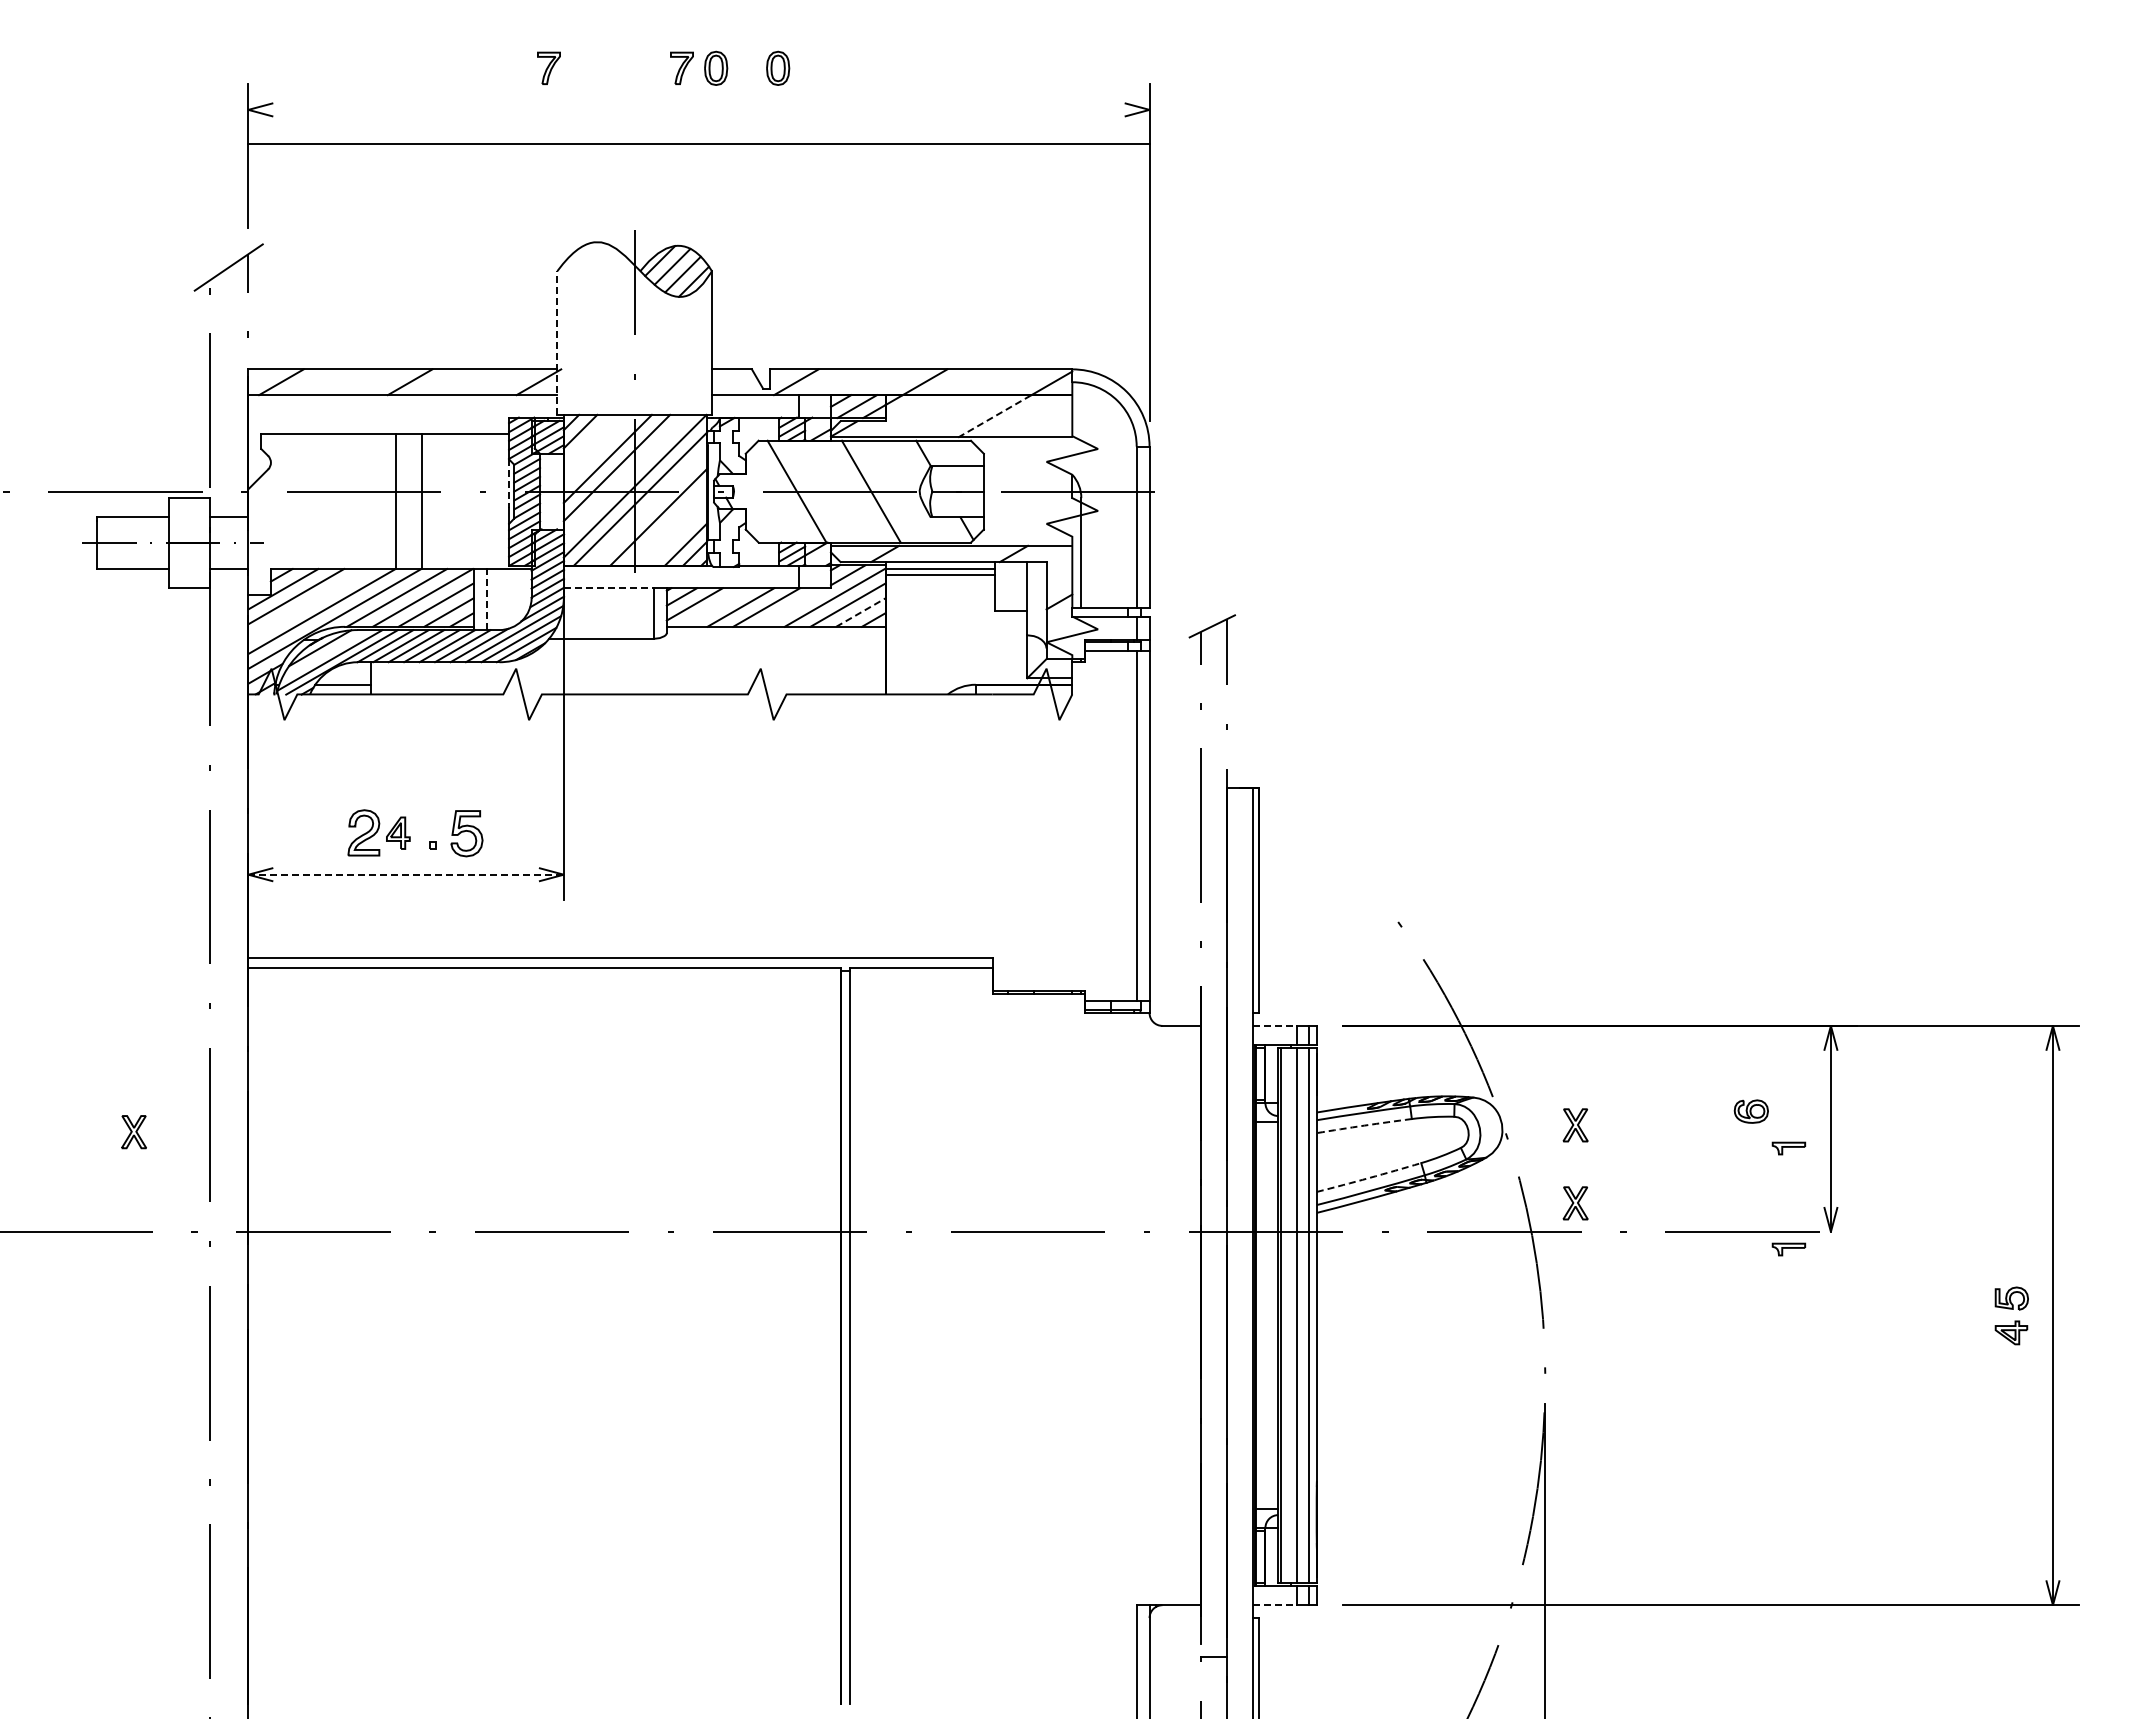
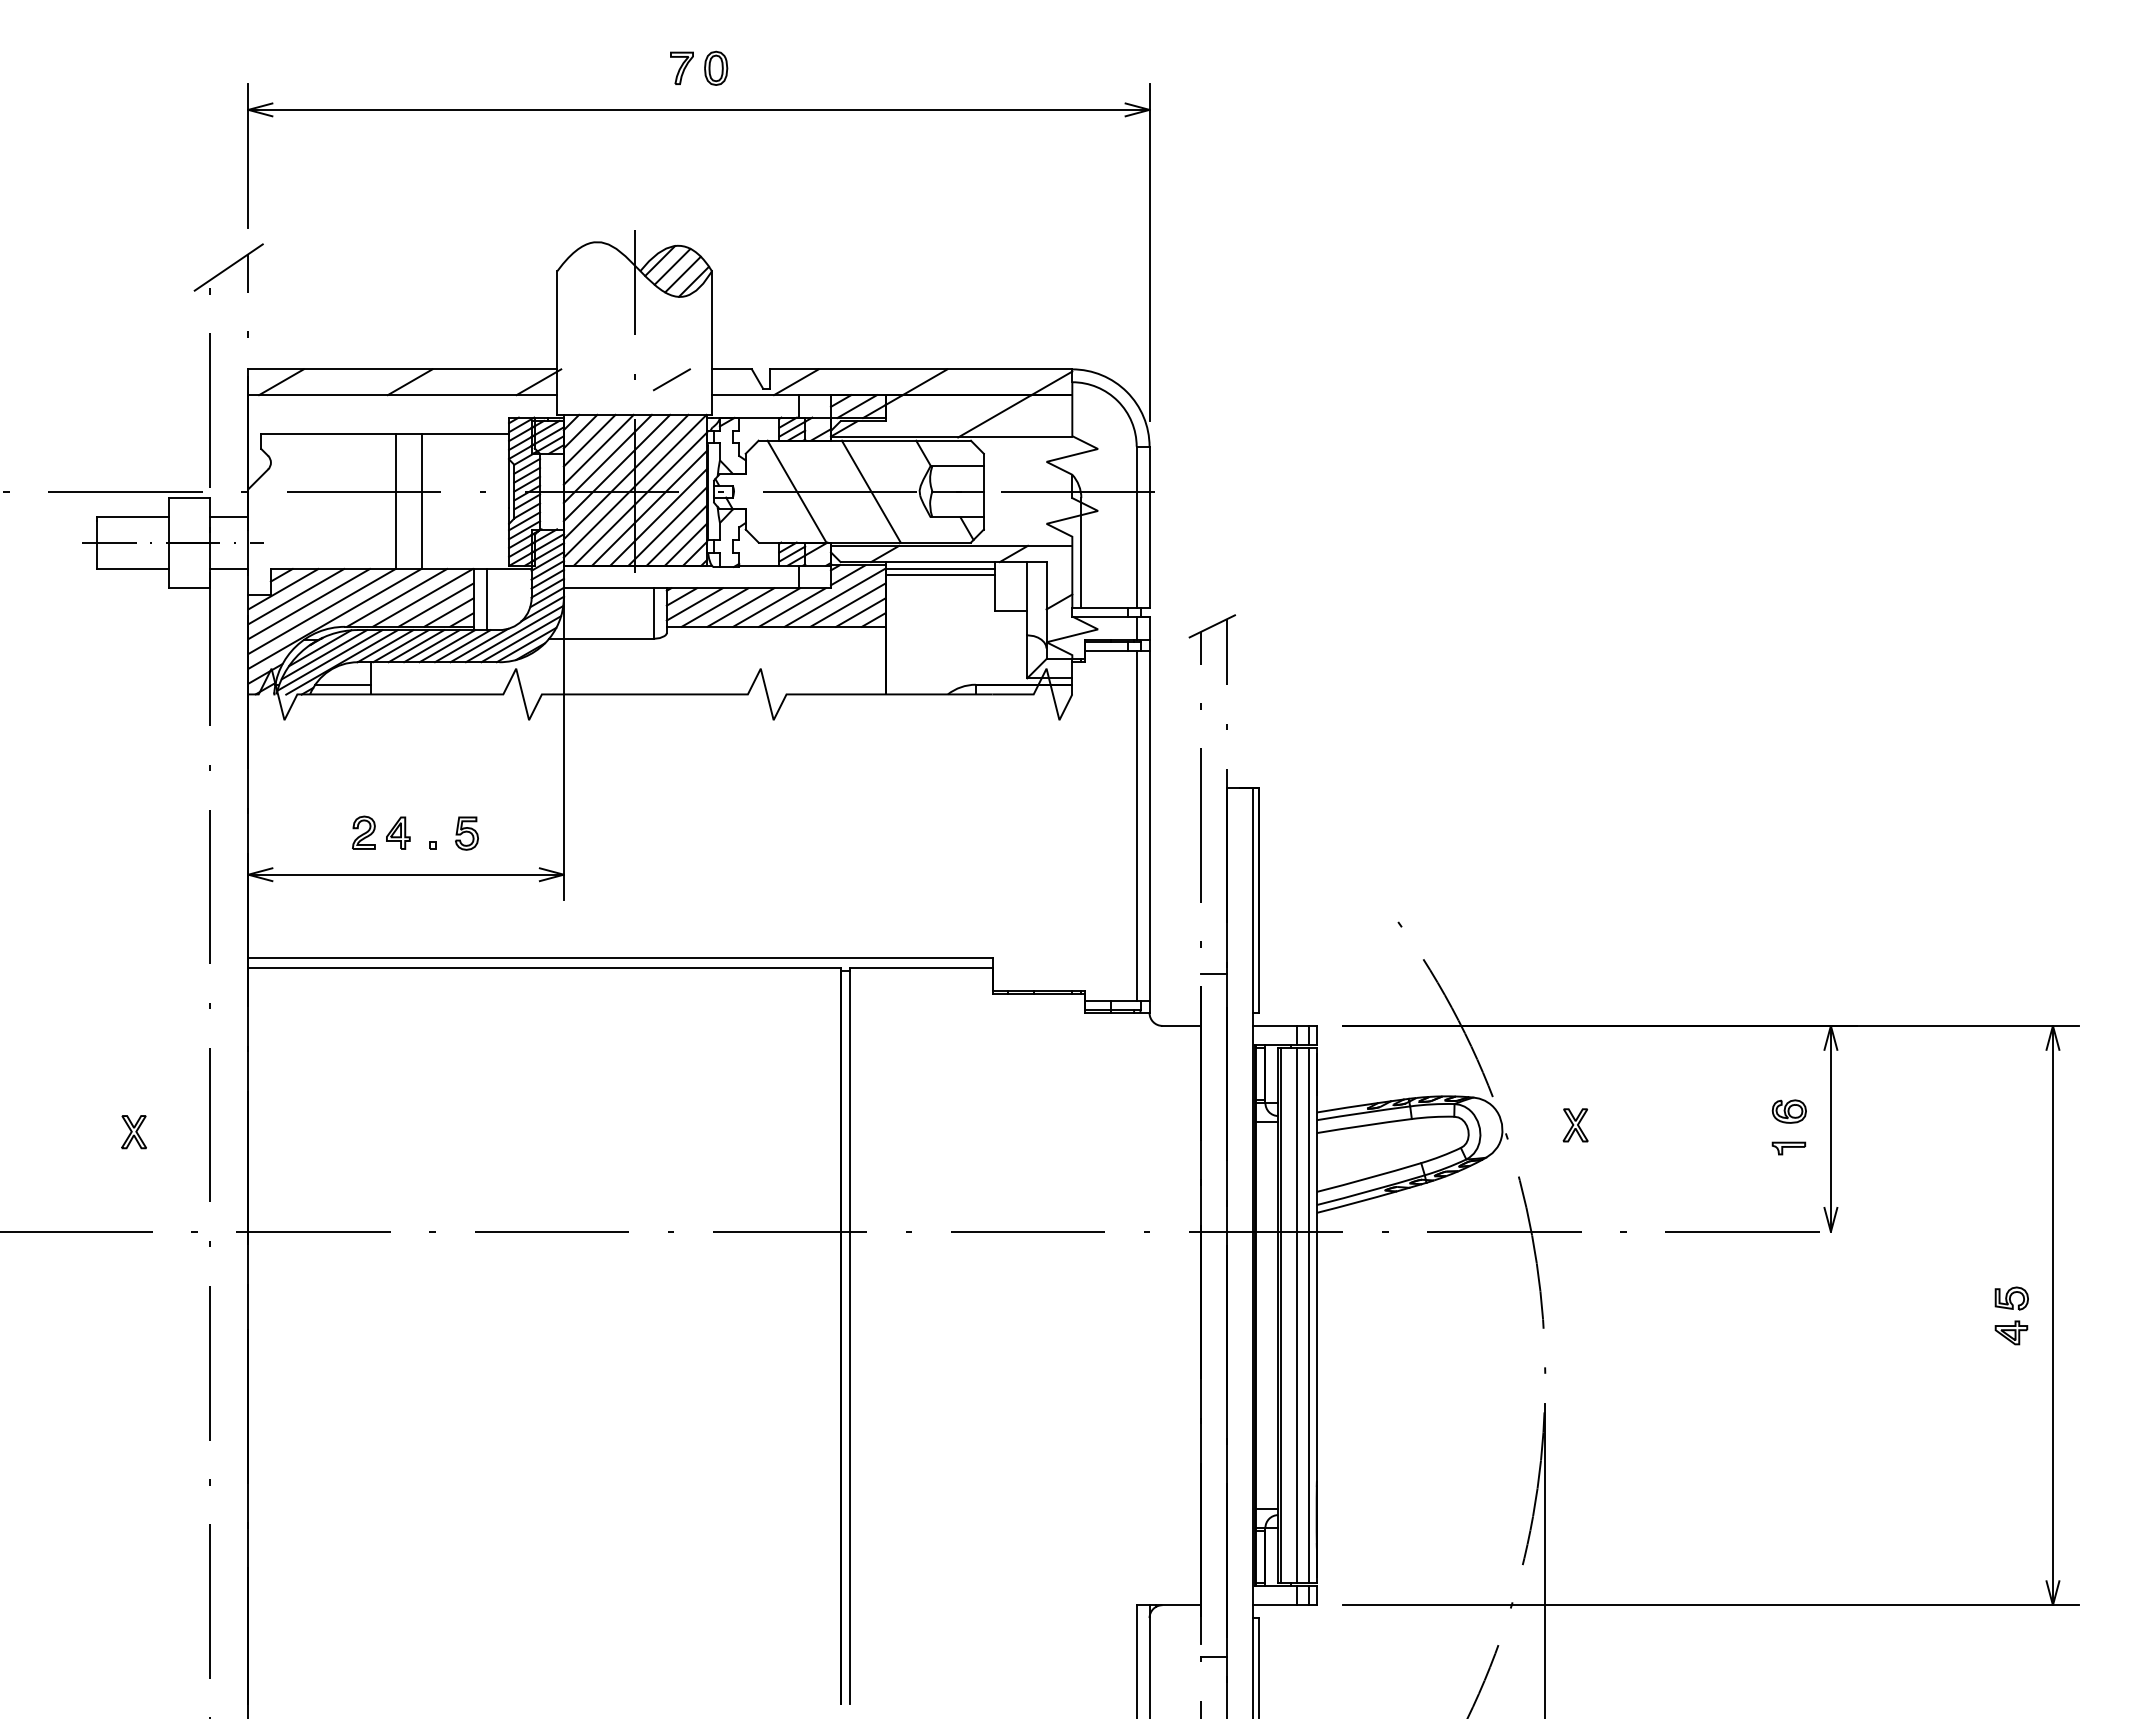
part: present -> none (548, 67)
part: present -> none (778, 67)
line position: (698, 143) -> (698, 109) (698, 109)
line: dashed -> solid (557, 343)
line: none -> present (671, 379)
line: dashed -> solid (995, 416)
line: none -> present (589, 440)
line: none -> present (598, 449)
line: none -> present (625, 476)
line: dashed -> solid (509, 483)
line: none -> present (649, 507)
line: none -> present (667, 526)
line: none -> present (676, 535)
line: dashed -> solid (609, 588)
line: dashed -> solid (486, 599)
line: none -> present (308, 604)
line: none -> present (714, 607)
line: none -> present (791, 607)
line: dashed -> solid (860, 612)
line: none -> present (324, 654)
part size: 34x48 px -> 24x35 px (363, 832)
part size: 34x48 px -> 24x35 px (466, 833)
line: dashed -> solid (406, 874)
line: none -> present (1213, 974)
line: dashed -> solid (1274, 1025)
part position: (1750, 1111) -> (1788, 1111) (1788, 1111)
arc: dashed -> solid (1364, 1125)
arc: dashed -> solid (1369, 1178)
part: present -> none (1575, 1203)
part: present -> none (1788, 1249)
line: dashed -> solid (1274, 1605)
